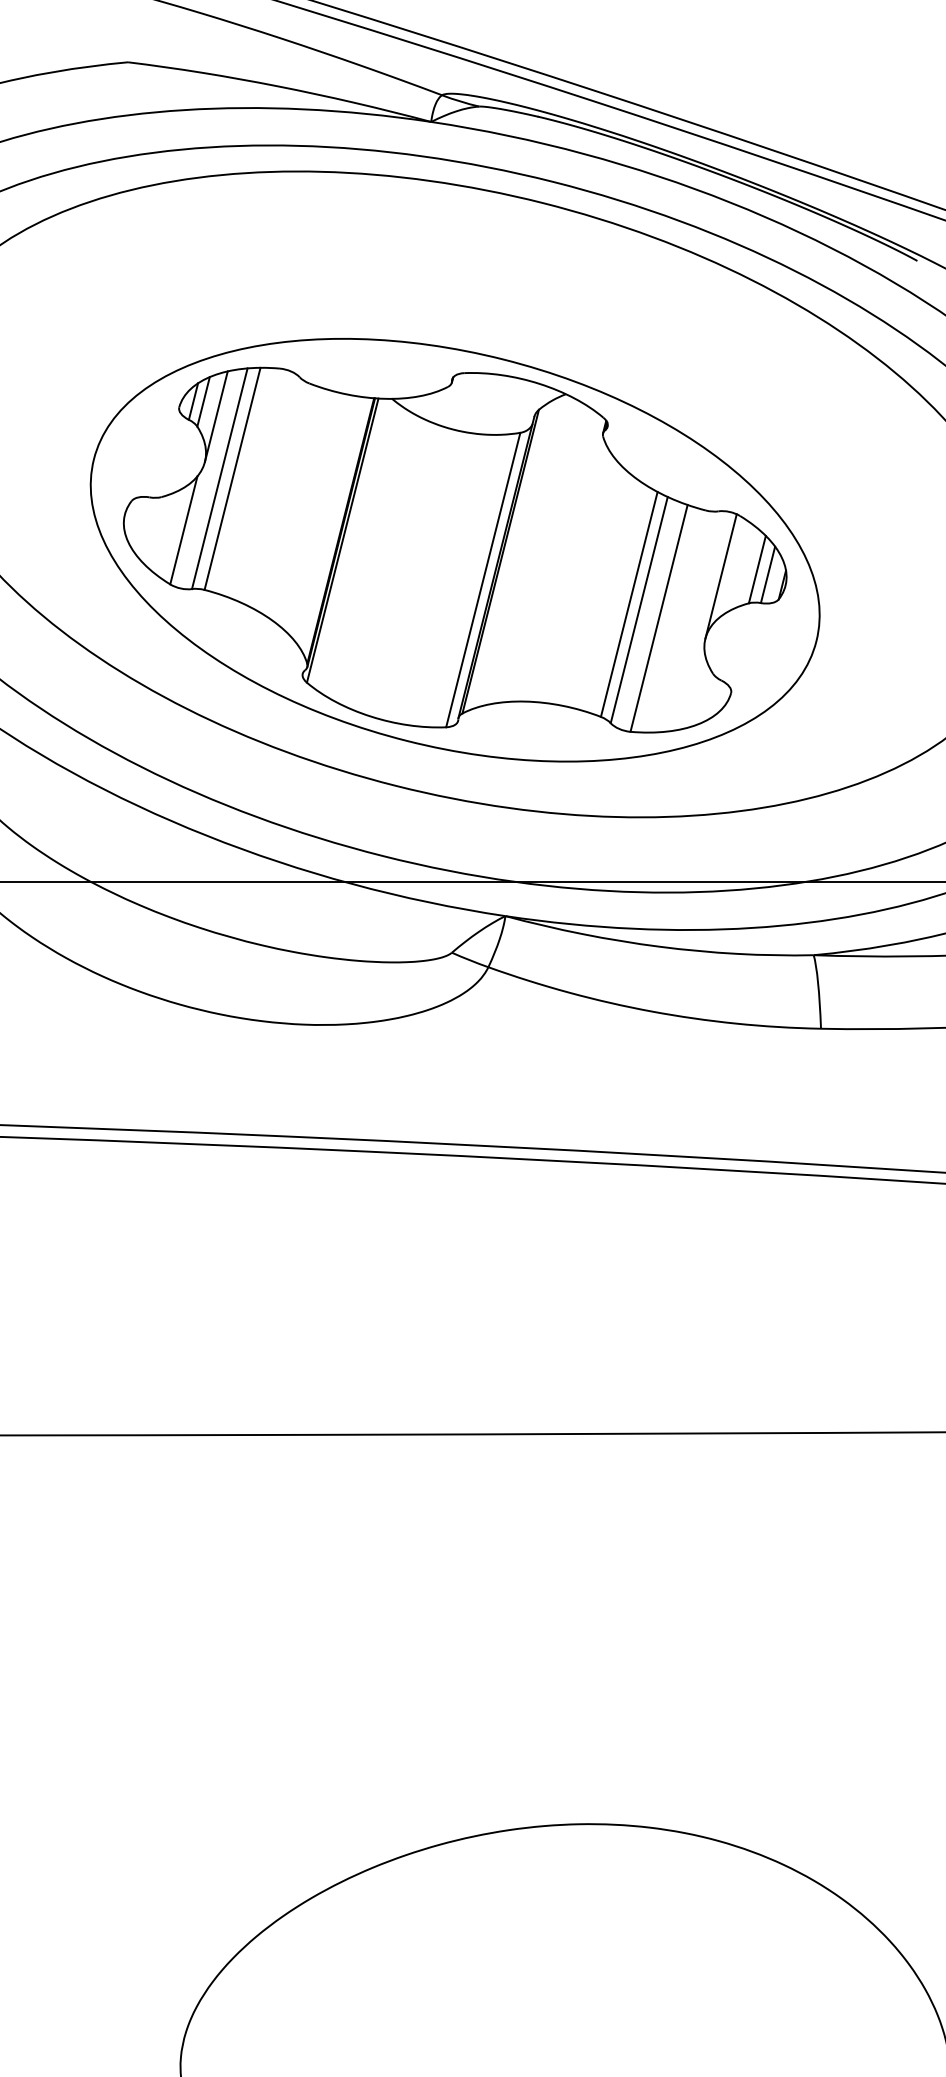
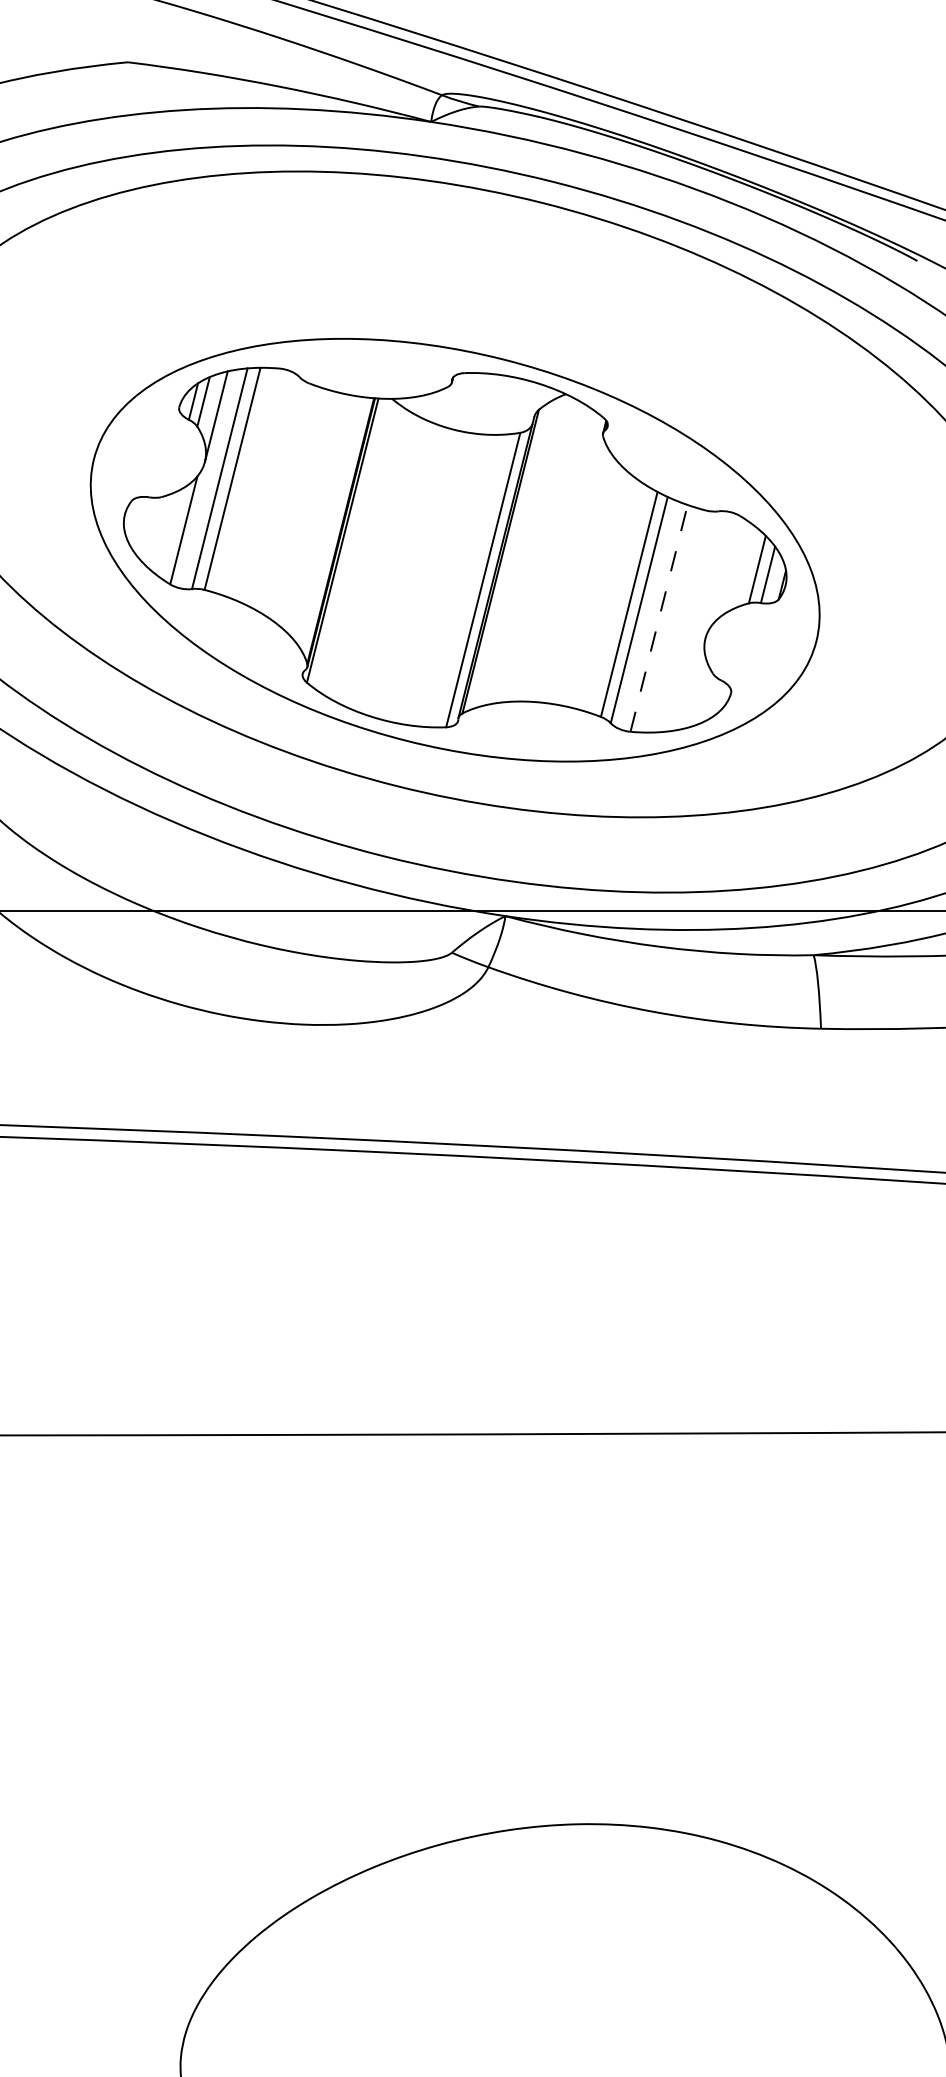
line: present -> none (720, 576)
line: solid -> dashed (659, 618)
line position: (472, 882) -> (472, 911) (472, 911)
